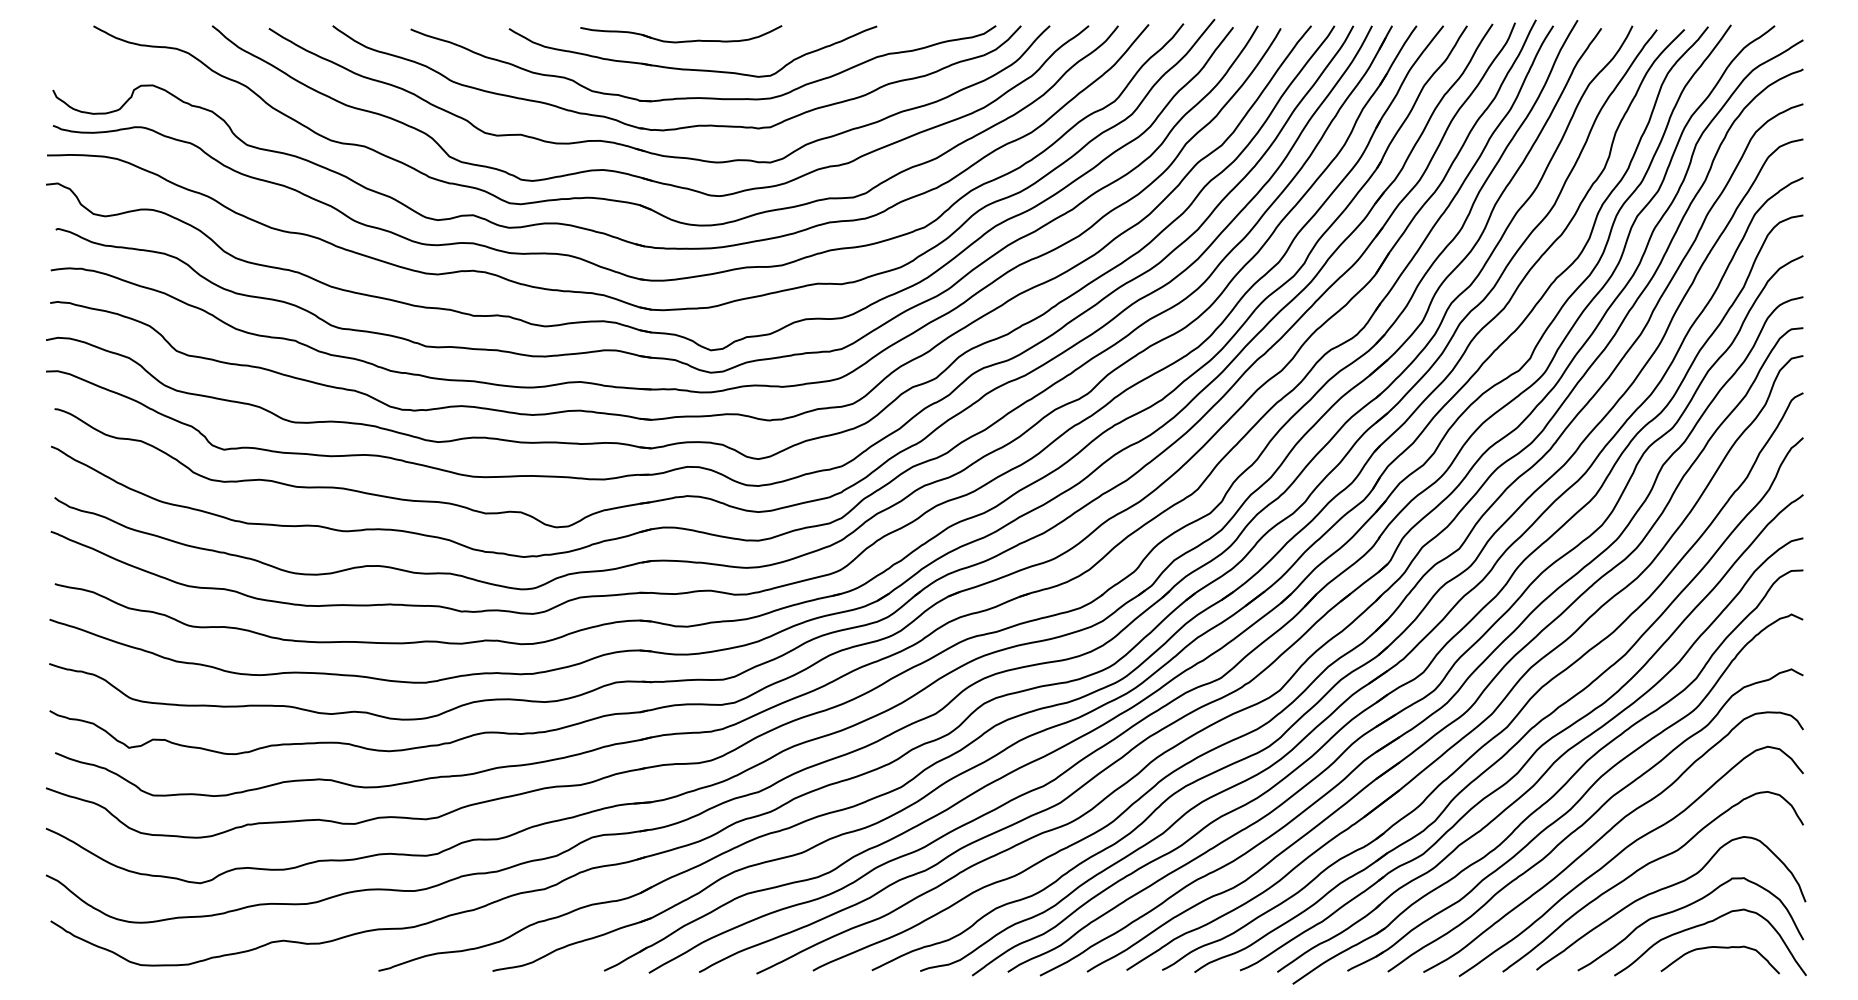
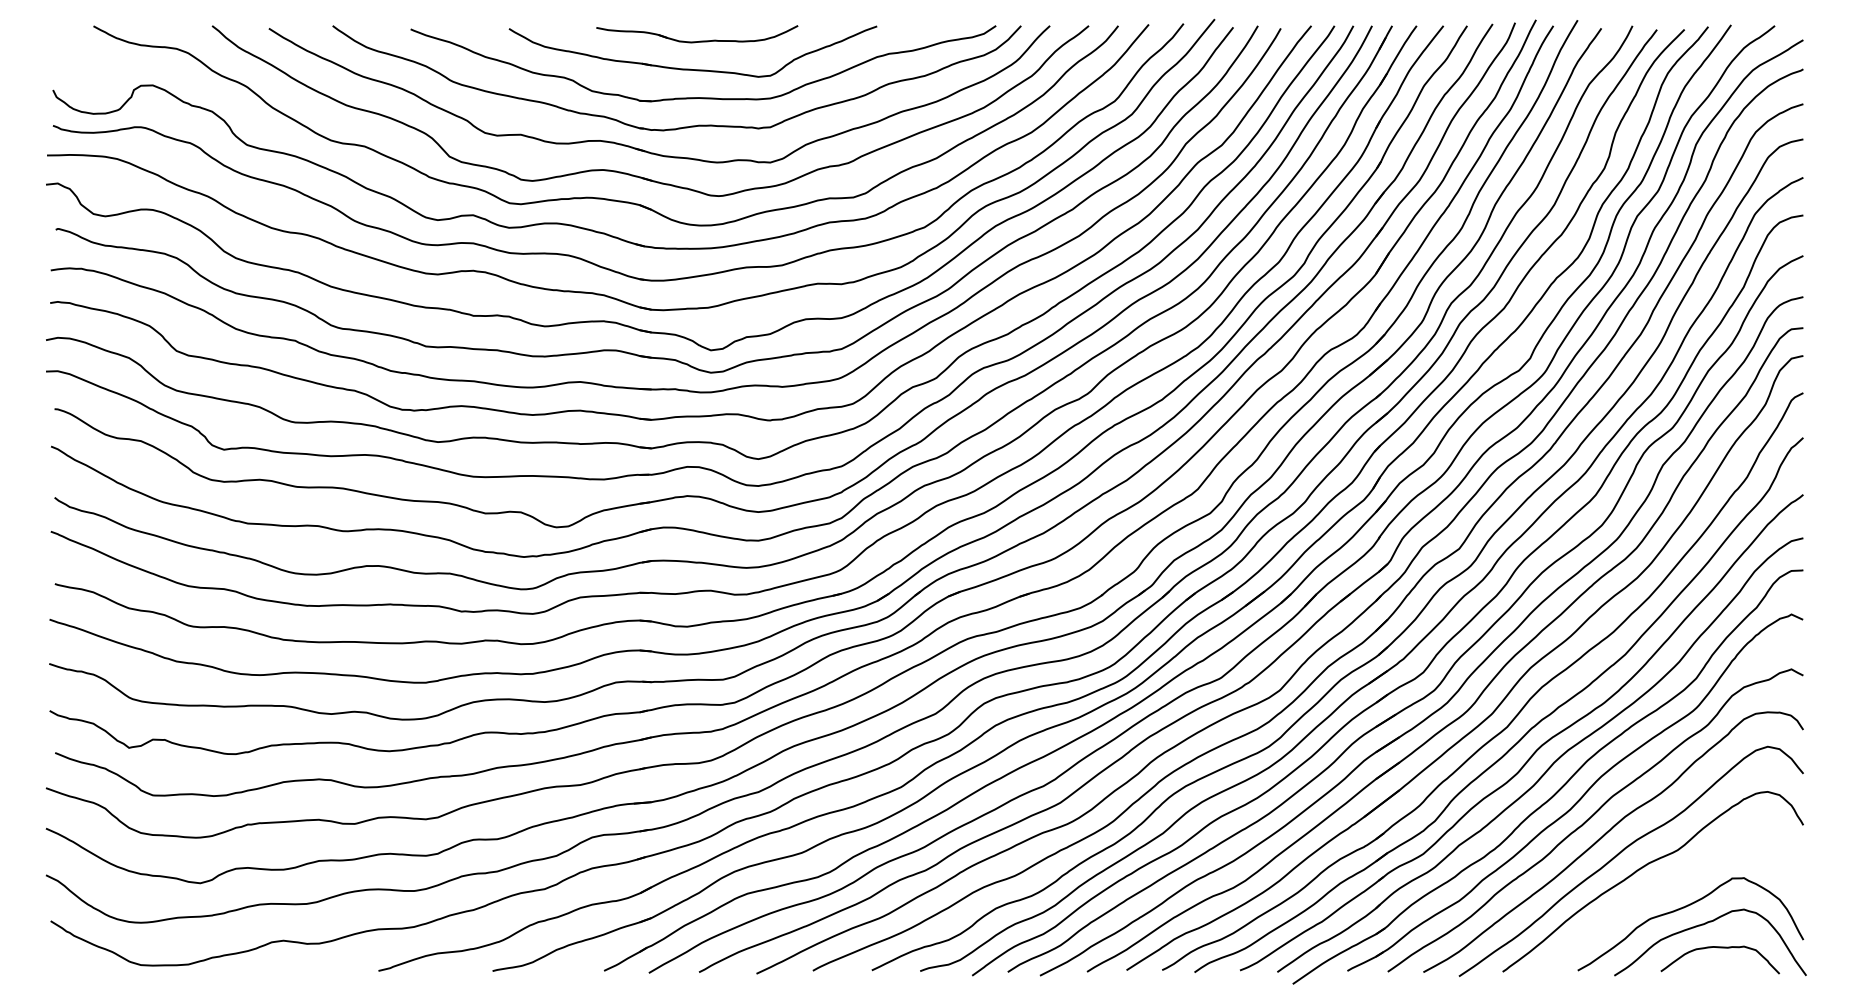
part position: (683, 40) -> (699, 40) (699, 40)
curve: present -> none (1667, 888)
